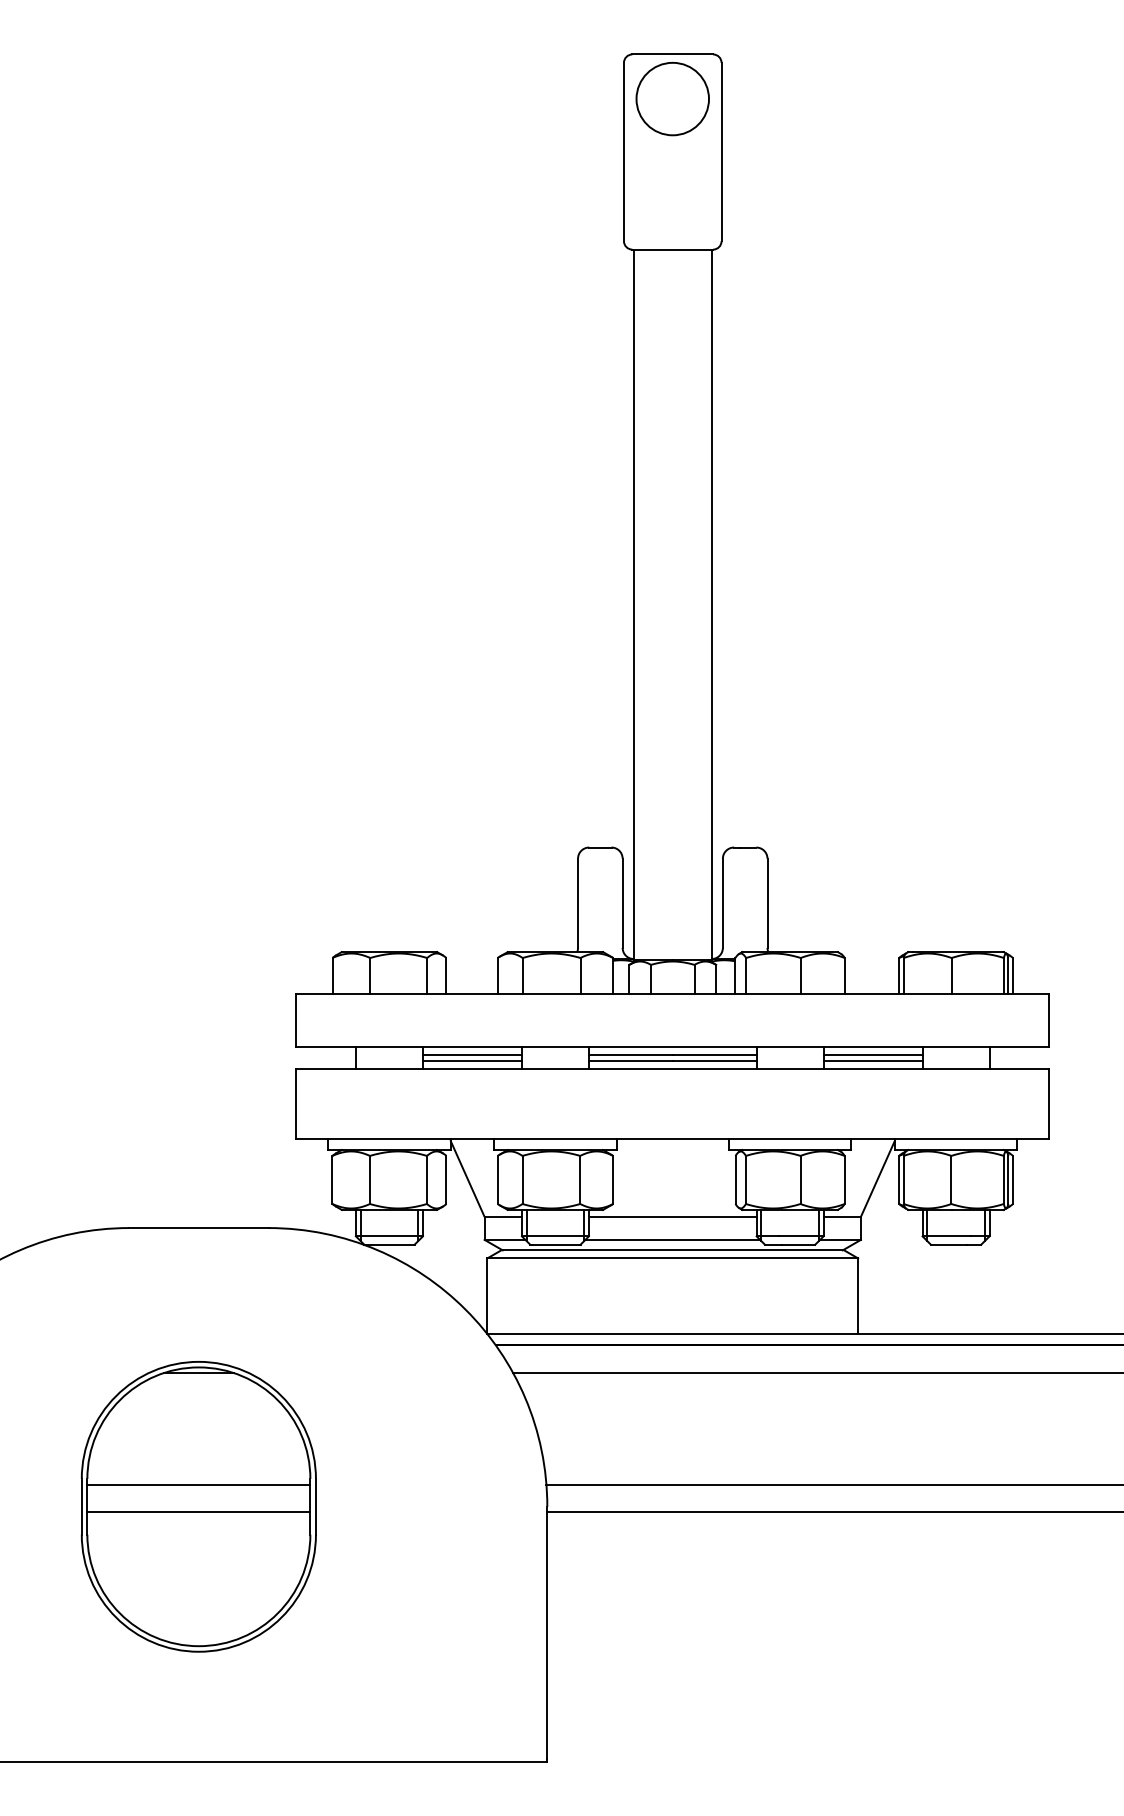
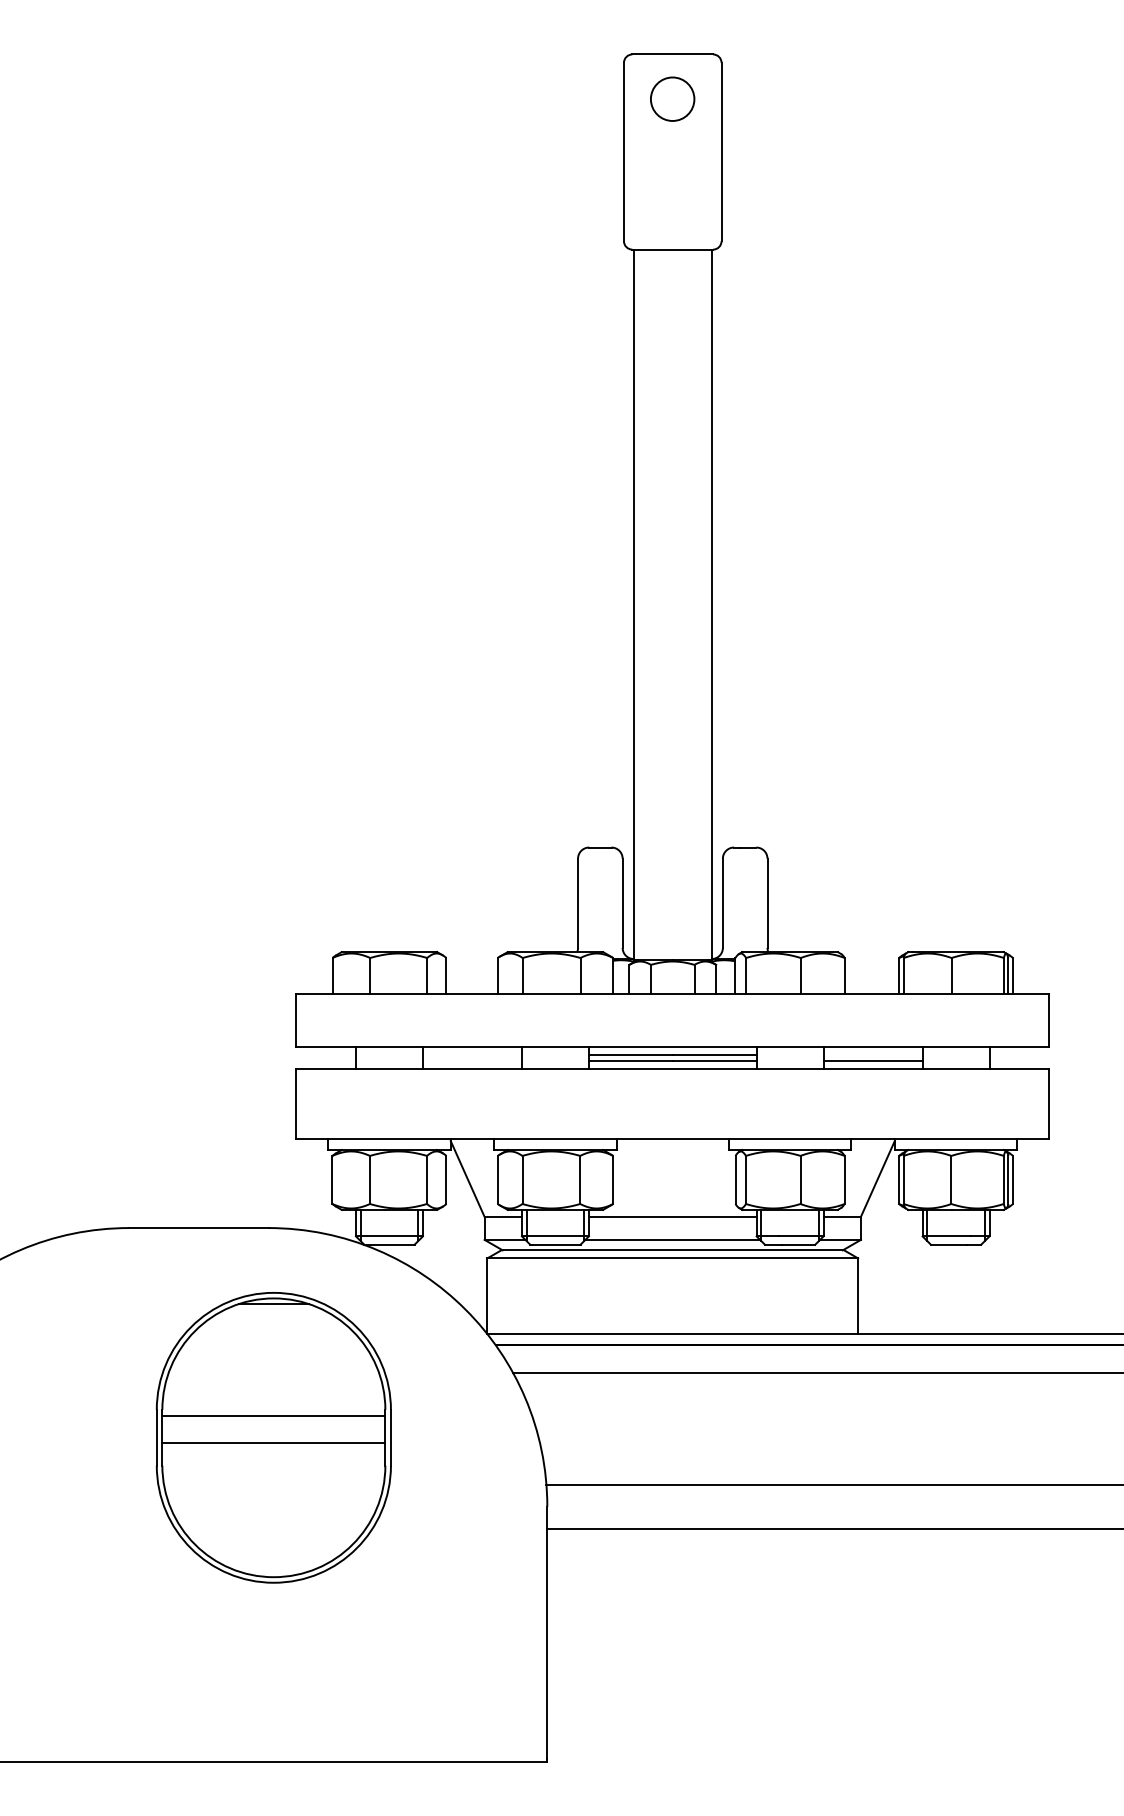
circle size: 75x75 px -> 46x46 px (672, 98)
line: present -> none (471, 1055)
line: present -> none (872, 1055)
line: present -> none (471, 1060)
part position: (198, 1506) -> (273, 1437) (273, 1437)
line position: (833, 1512) -> (833, 1529) (833, 1529)
